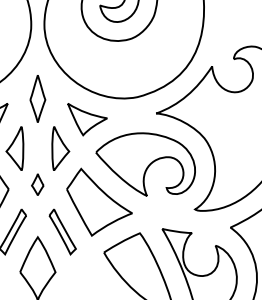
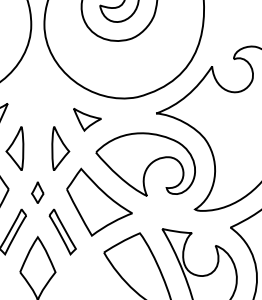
part: present -> none (37, 98)
part size: 41x34 px -> 29x24 px (87, 119)
part position: (37, 184) -> (37, 192) (37, 192)
